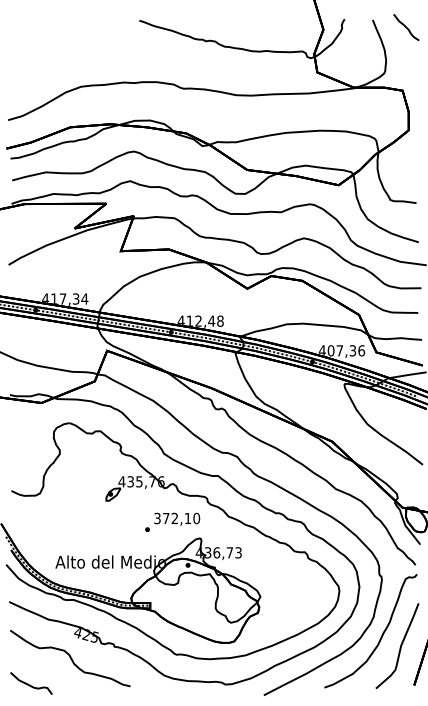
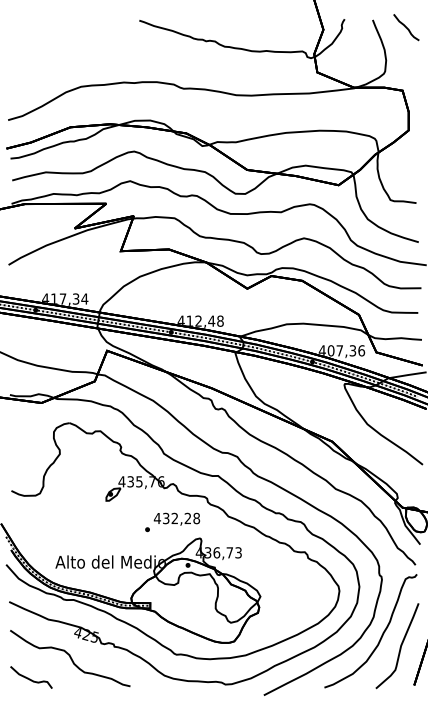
text: 372,10 -> 432,28 (176, 518)
curve position: (30, 684) -> (30, 678) (30, 678)
